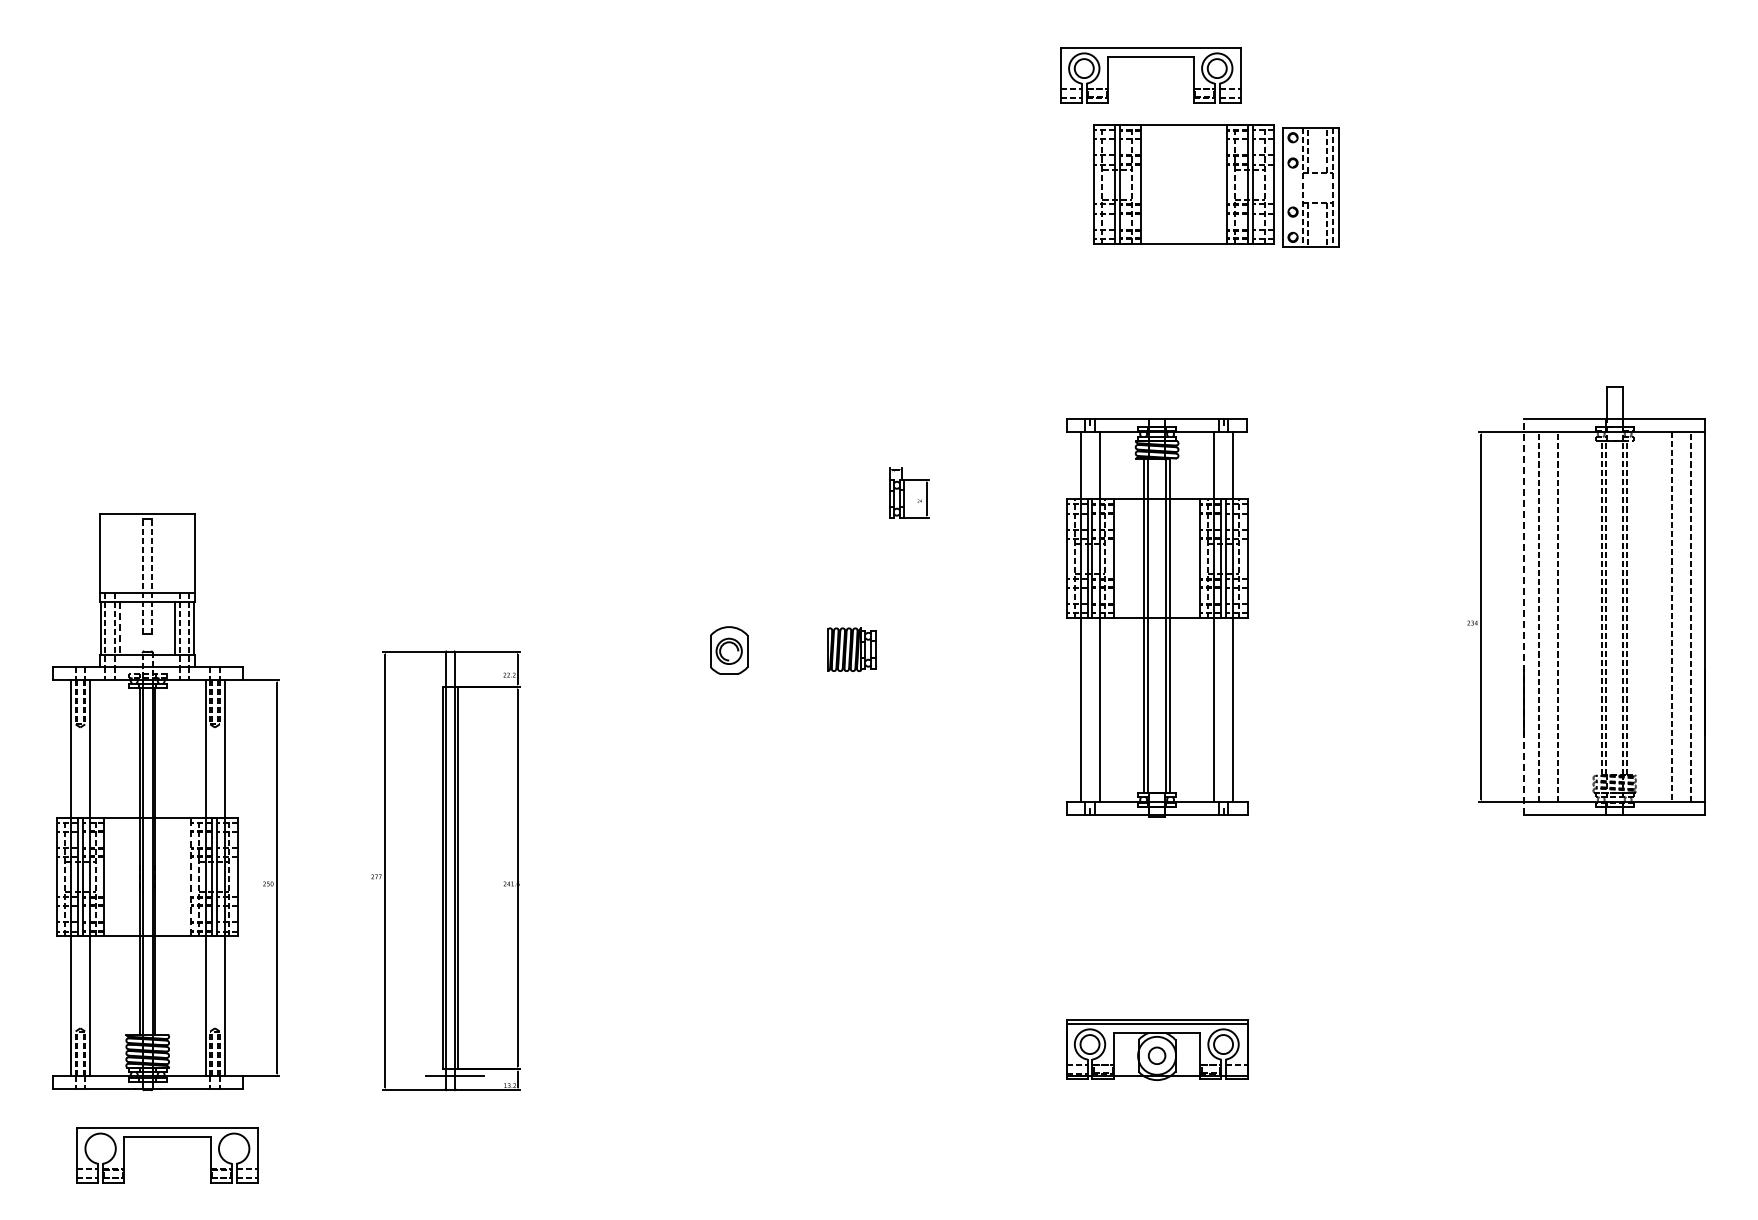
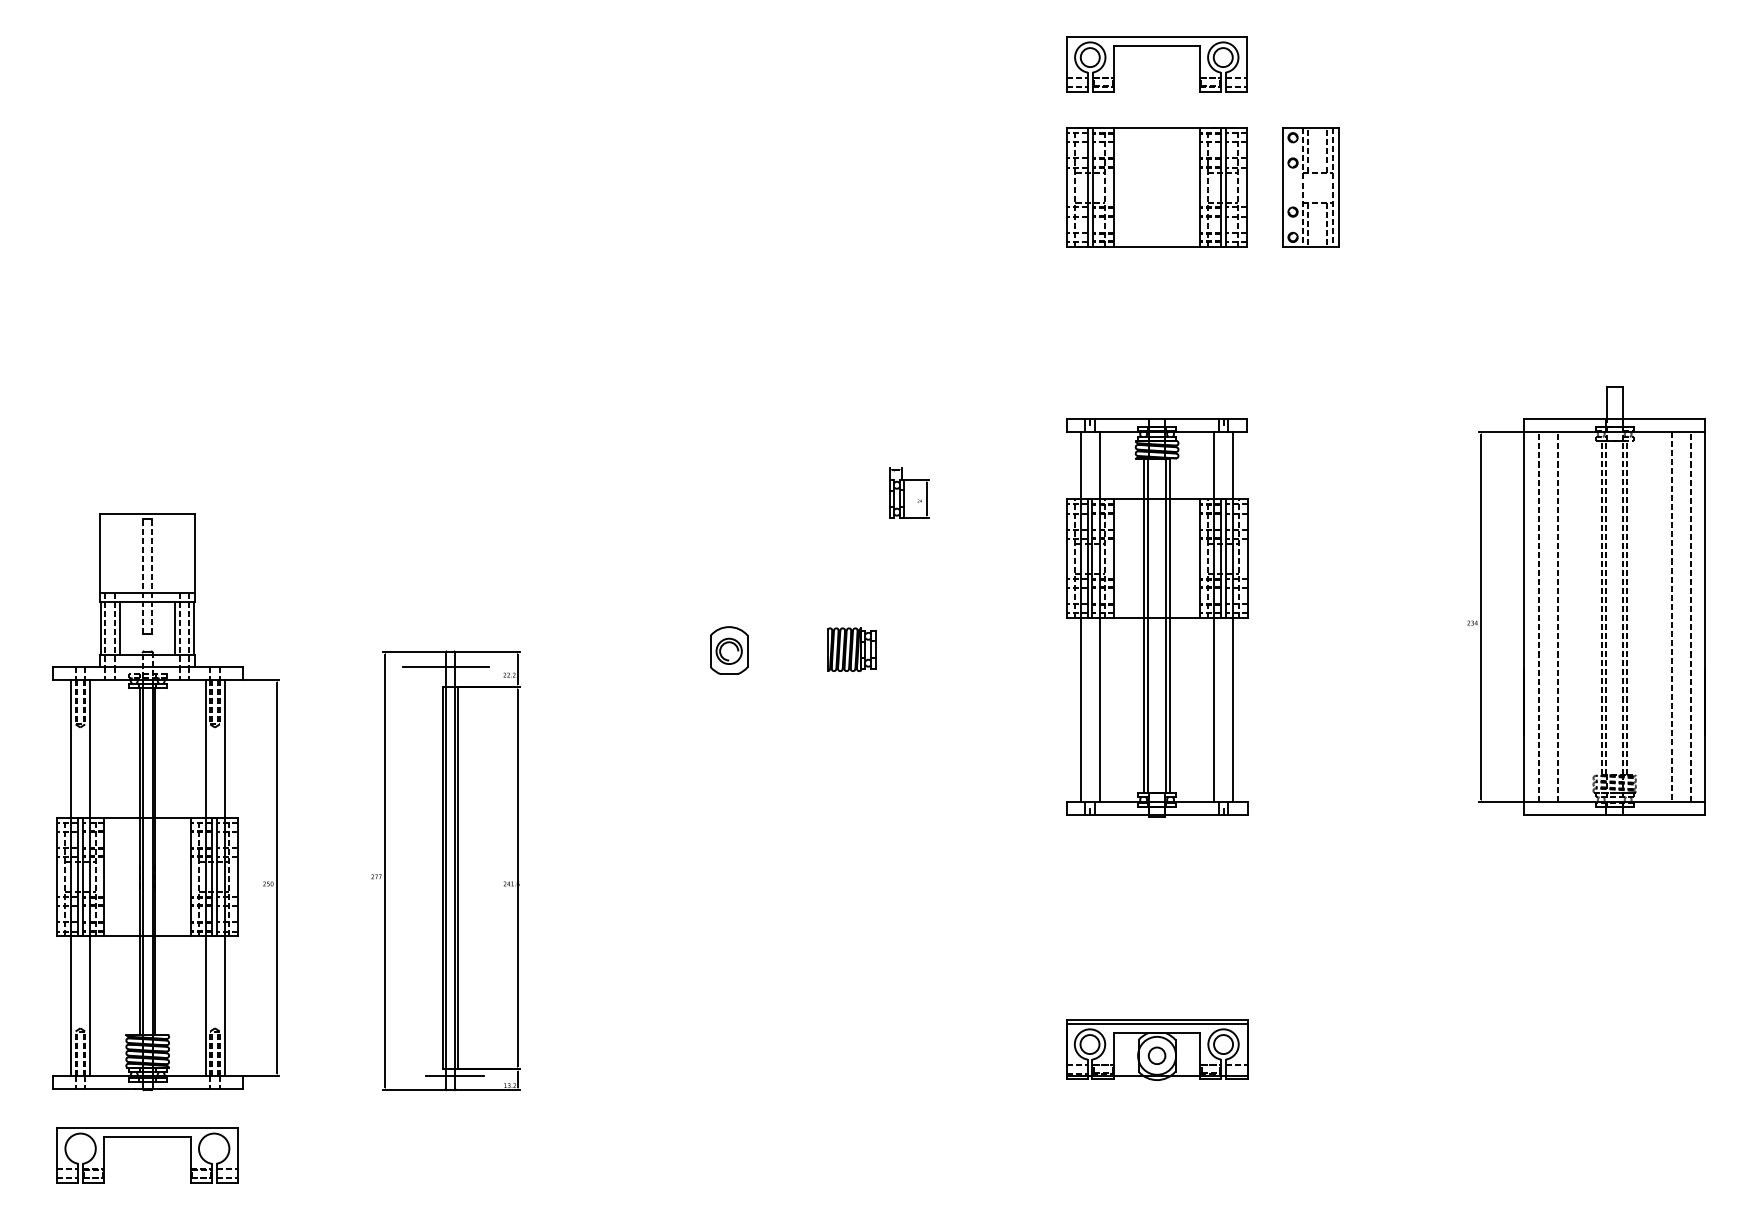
part position: (1150, 57) -> (1156, 46) (1156, 46)
part position: (1183, 184) -> (1156, 187) (1156, 187)
line: dashed -> solid (1524, 617)
line: dashed -> solid (119, 629)
line: none -> present (446, 667)
line: dashed -> solid (191, 876)
part position: (167, 1137) -> (147, 1137) (147, 1137)
